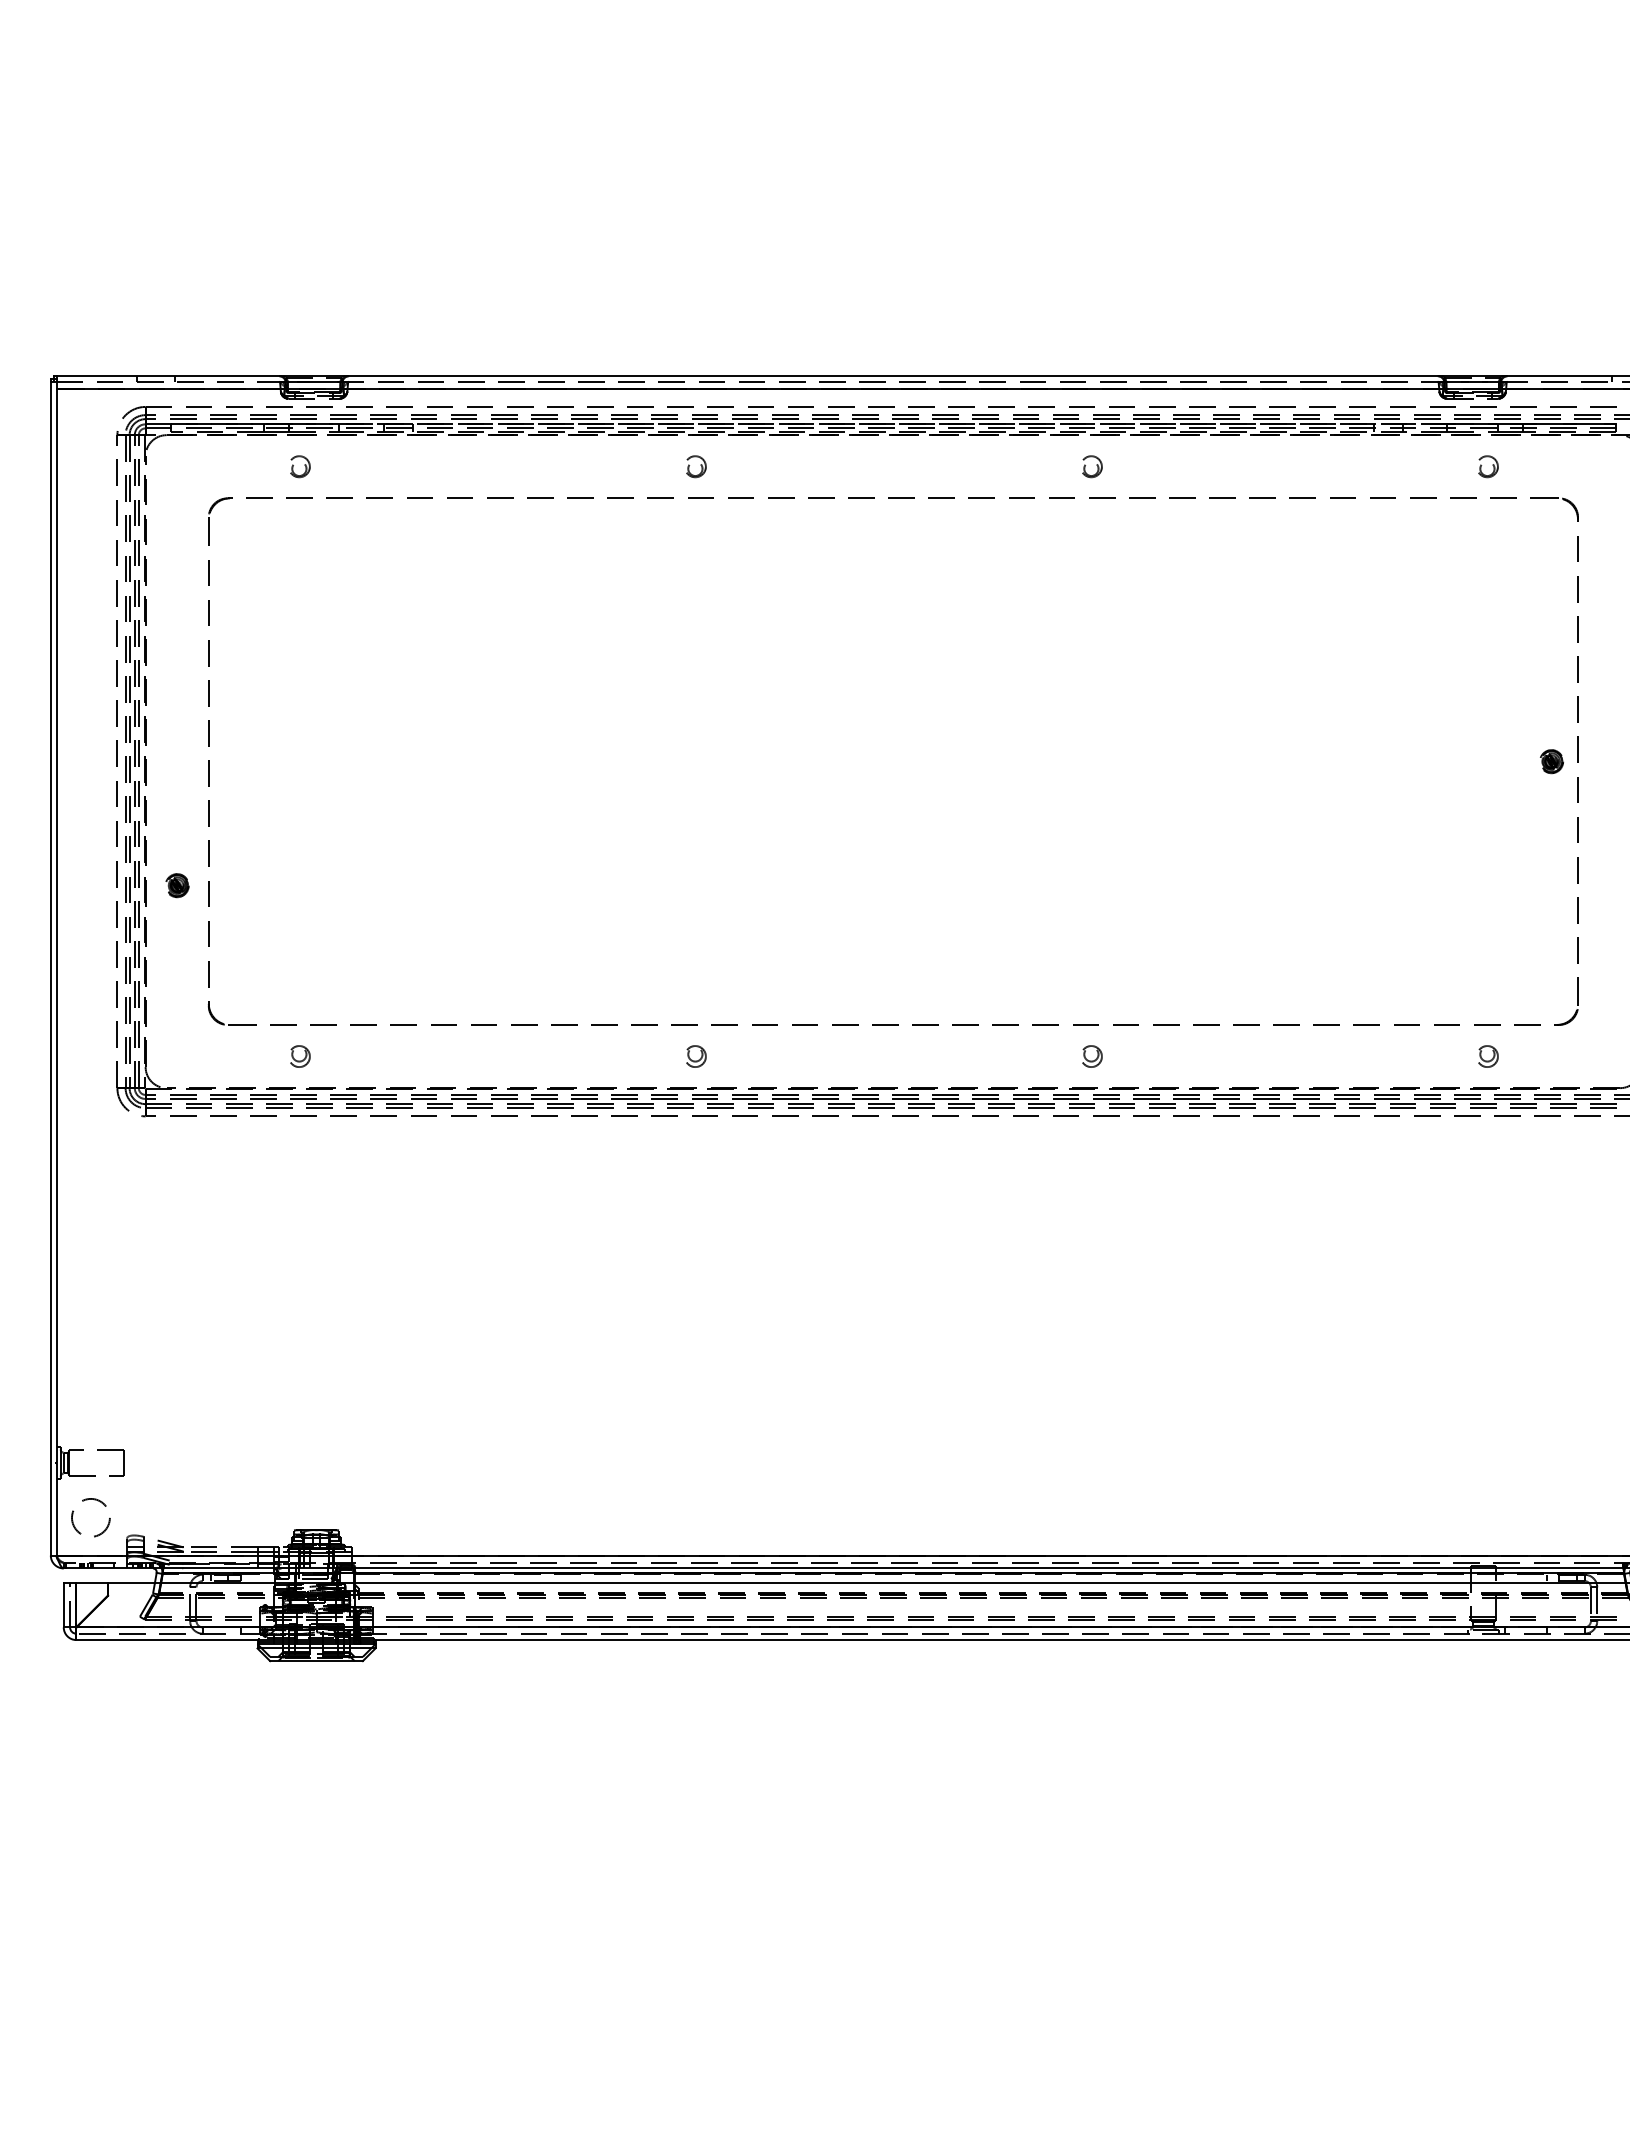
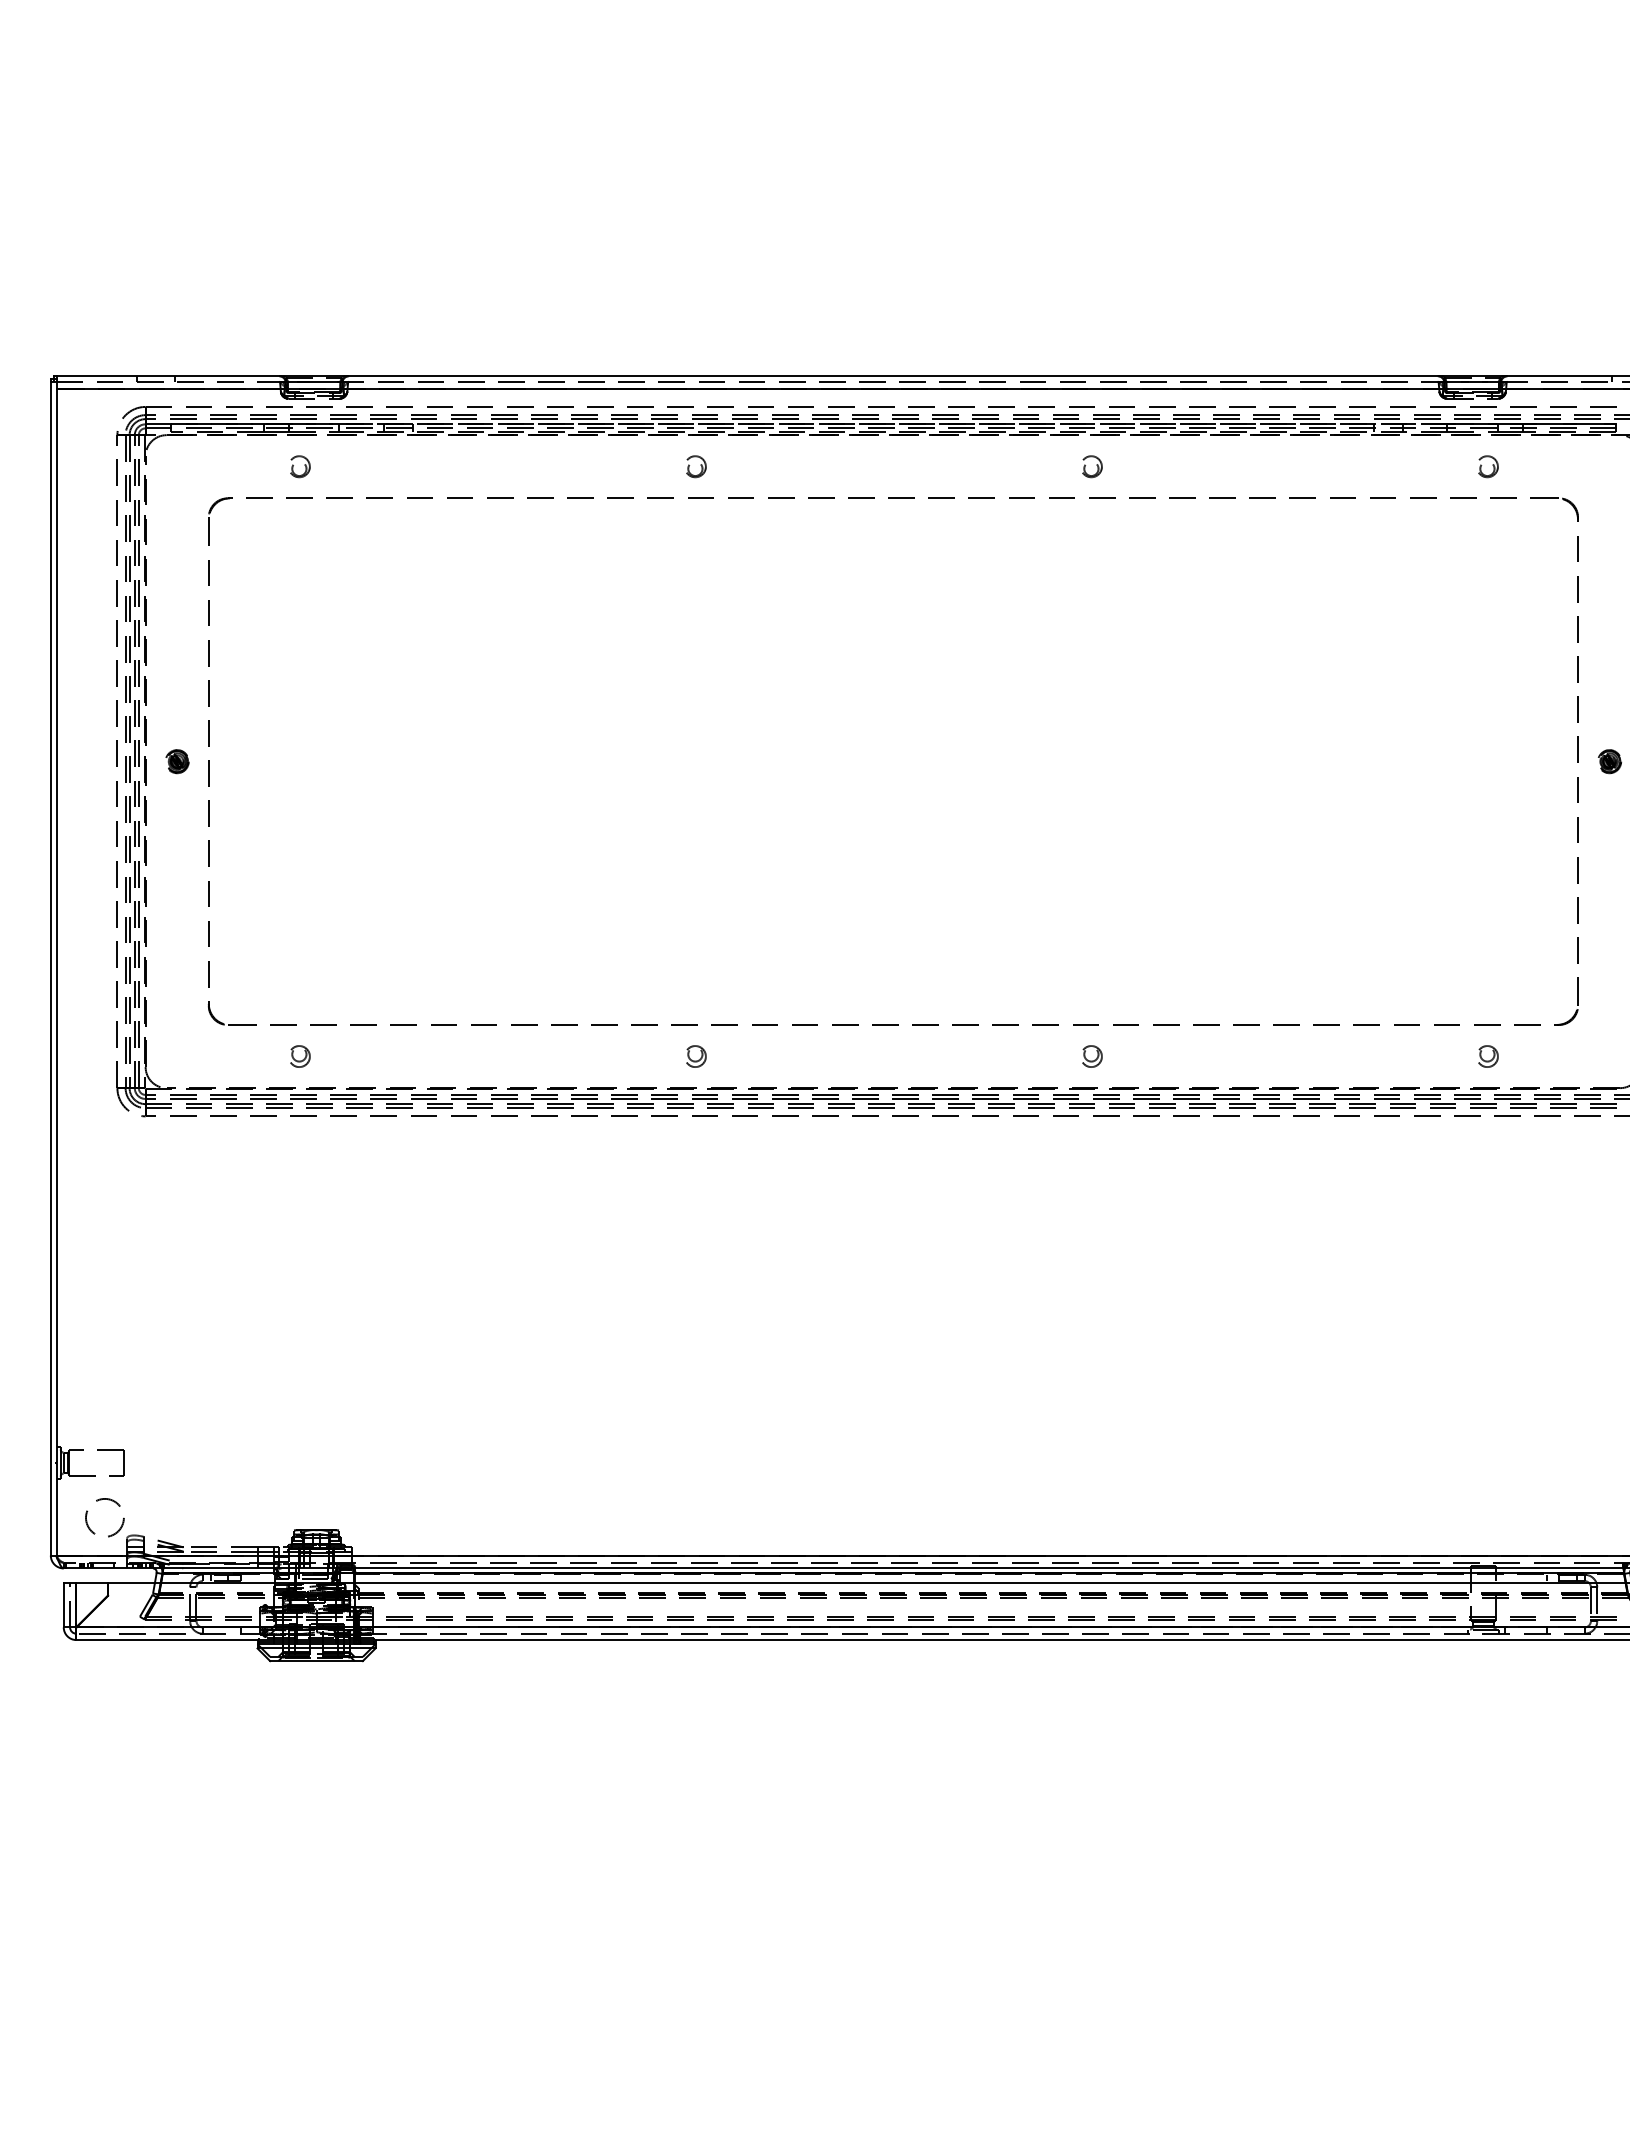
part position: (1551, 761) -> (1609, 761) (1609, 761)
part position: (177, 885) -> (177, 761) (177, 761)
circle position: (90, 1517) -> (104, 1517) (104, 1517)
